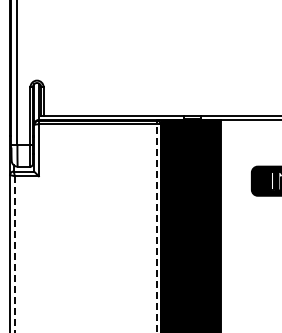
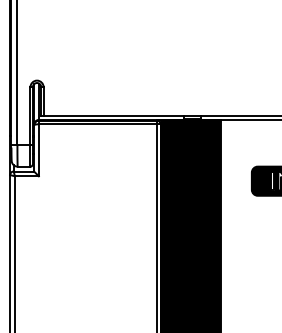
line: dashed -> solid (156, 226)
line: dashed -> solid (14, 254)
